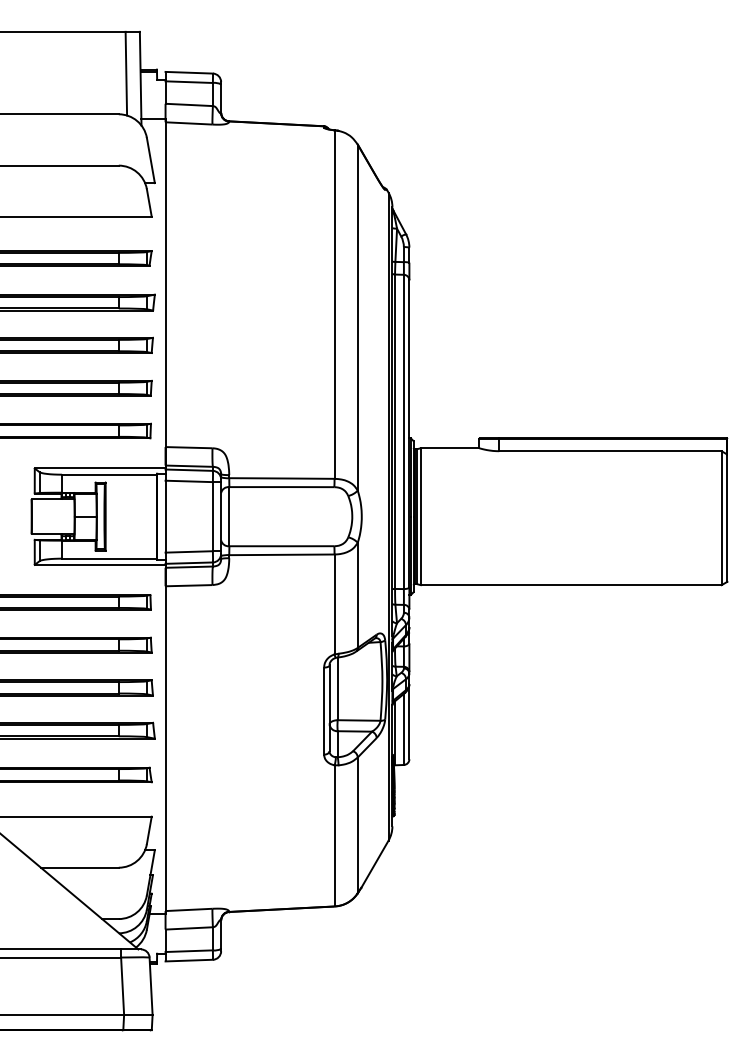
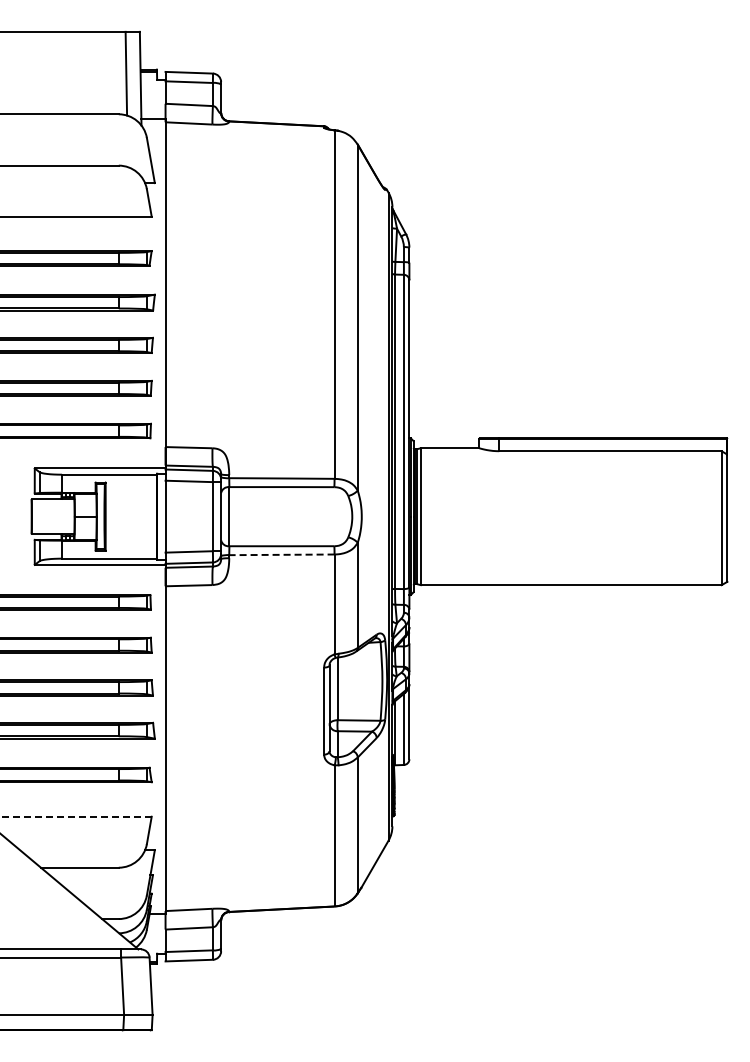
line: solid -> dashed (281, 554)
line: solid -> dashed (75, 816)
